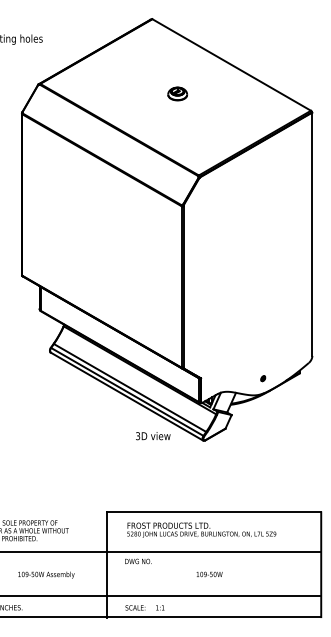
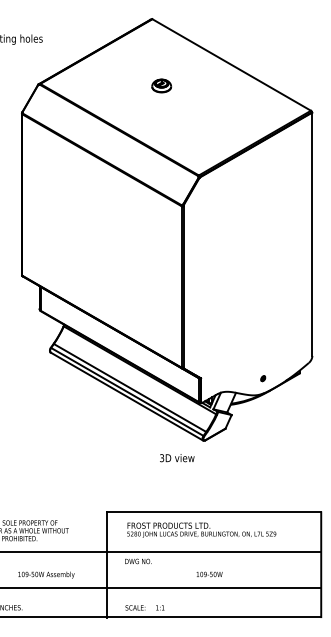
part position: (177, 93) -> (161, 85) (161, 85)
text position: (153, 436) -> (177, 458) (177, 458)
line position: (161, 596) -> (161, 588) (161, 588)
